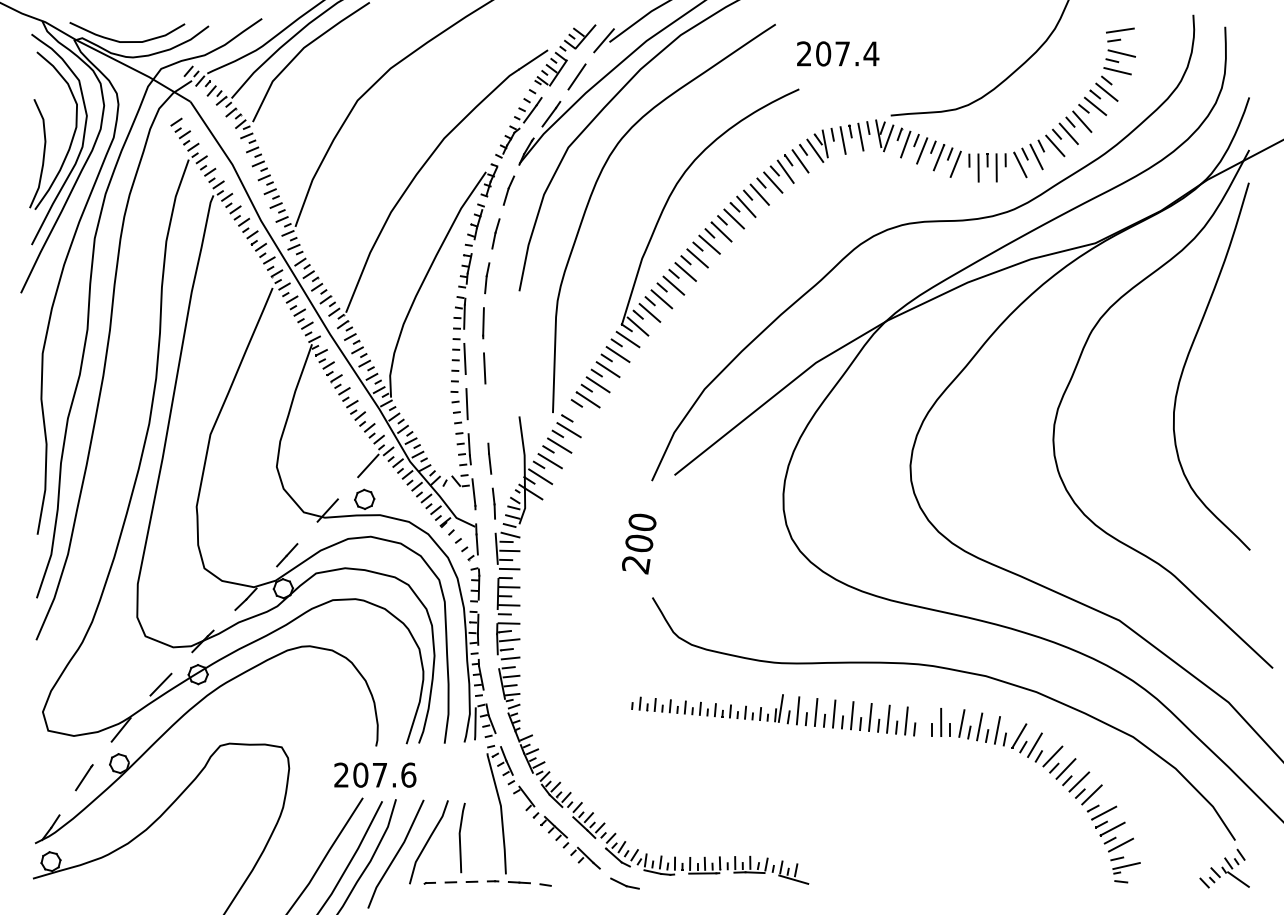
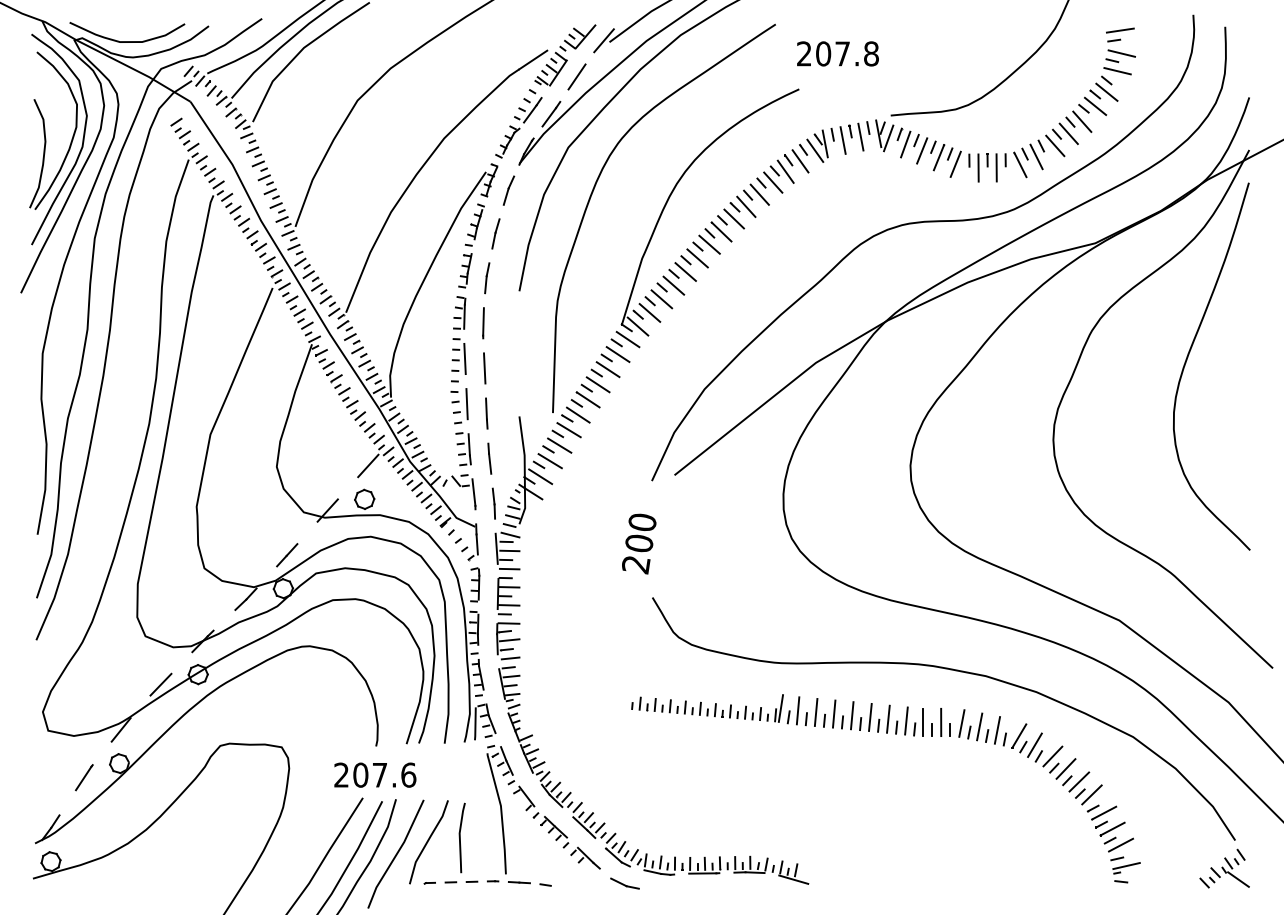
text: 207.4 -> 207.8 (871, 53)
line: none -> present (486, 413)
line: none -> present (577, 414)
line: none -> present (923, 722)
